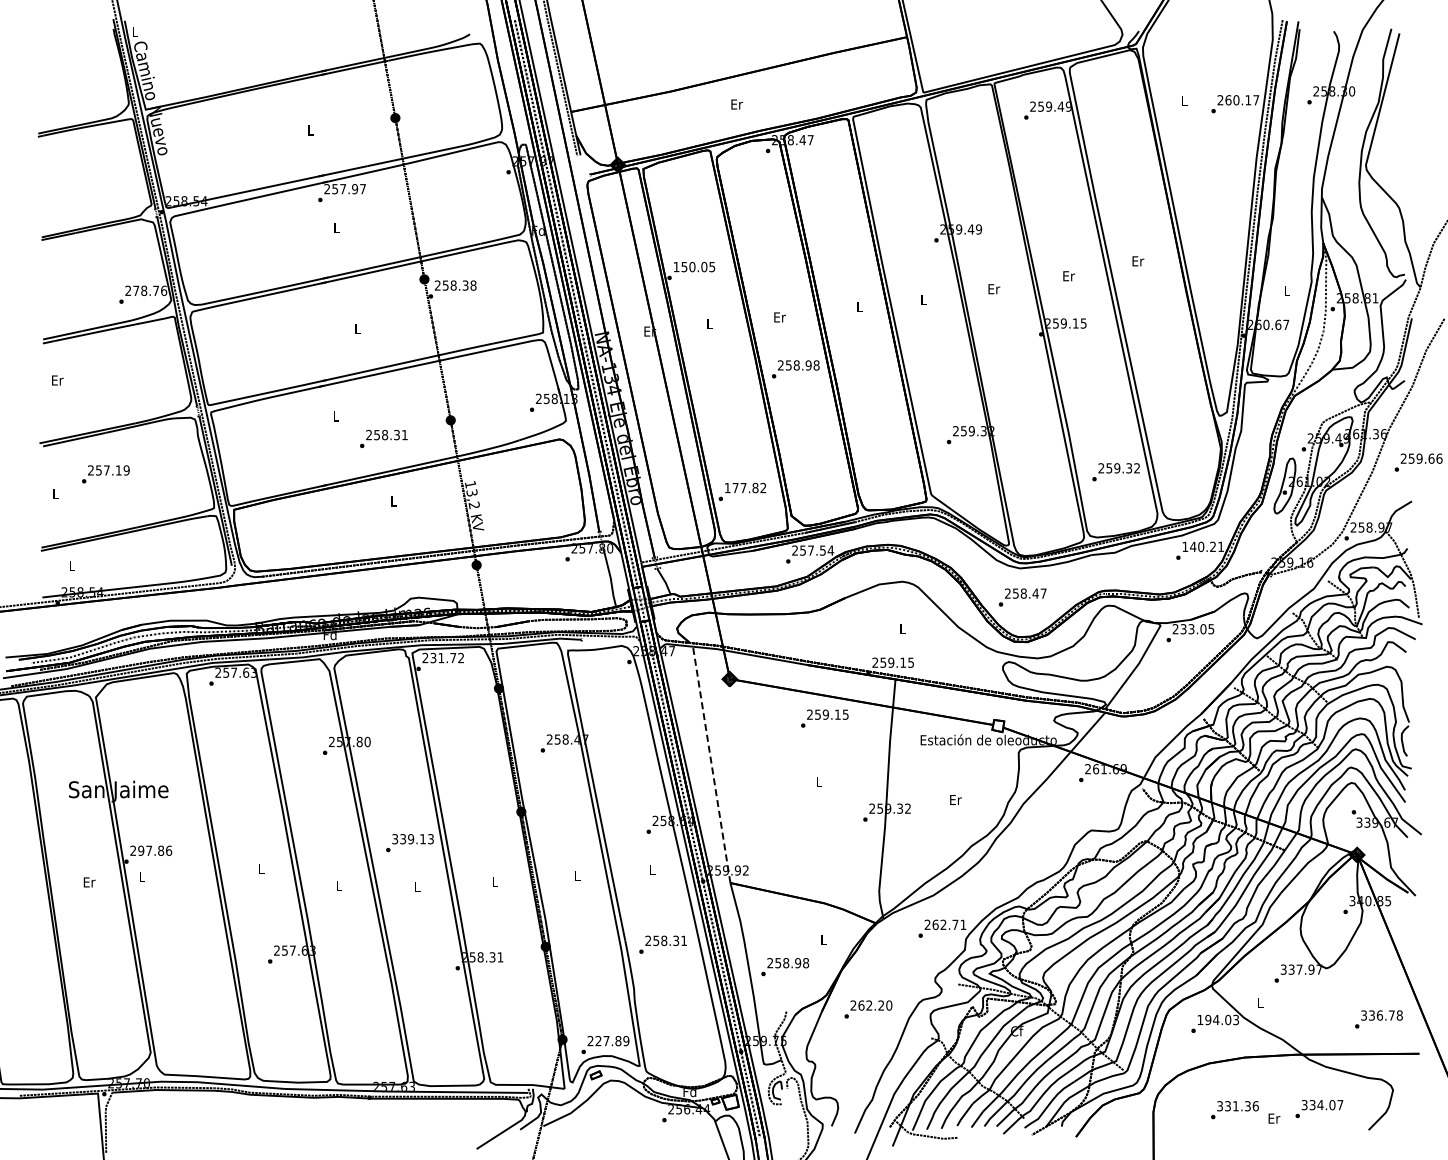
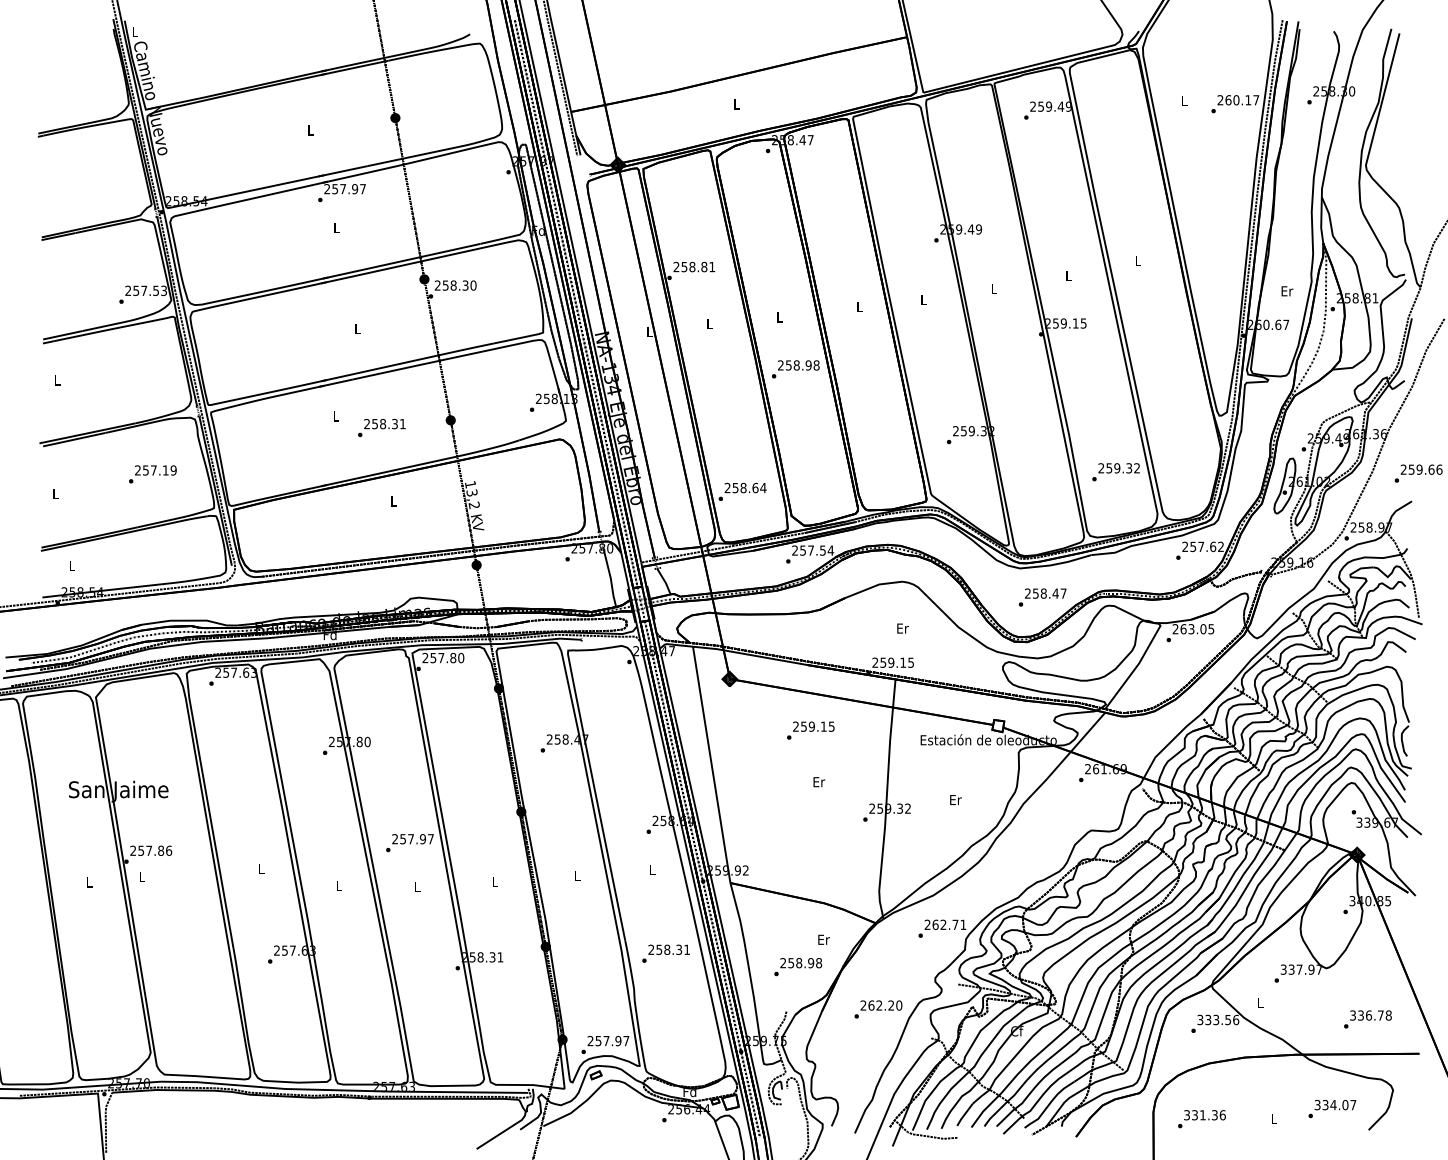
text: Er -> L (737, 104)
text: Er -> L (1138, 261)
text: 150.05 -> 258.81 (694, 266)
text: Er -> L (1068, 276)
text: 258.38 -> 258.30 (473, 285)
text: Er -> L (994, 289)
text: 278.76 -> 257.53 (150, 290)
text: L -> Er (1287, 291)
text: Er -> L (779, 317)
text: Er -> L (650, 331)
text: Er -> L (57, 380)
text position: (383, 438) -> (381, 427) (381, 427)
text position: (1418, 462) -> (1418, 473) (1418, 473)
text position: (105, 474) -> (152, 474) (152, 474)
text: 177.82 -> 258.64 (745, 487)
text: 140.21 -> 257.62 (1202, 546)
text position: (1022, 597) -> (1042, 597) (1042, 597)
text: L -> Er (902, 628)
text: 233.05 -> 263.05 (1183, 629)
text: 231.72 -> 257.80 (447, 657)
text position: (824, 718) -> (810, 730) (810, 730)
line: dashed -> solid (711, 764)
text: L -> Er (819, 782)
text: 339.13 -> 257.97 (412, 839)
text: 297.86 -> 257.86 (141, 850)
text: Er -> L (89, 882)
text: L -> Er (823, 939)
text position: (662, 944) -> (665, 953) (665, 953)
text position: (785, 967) -> (798, 967) (798, 967)
text position: (868, 1009) -> (878, 1009) (878, 1009)
text: 194.03 -> 333.56 (1218, 1019)
text position: (1378, 1019) -> (1367, 1019) (1367, 1019)
text: 227.89 -> 257.97 (612, 1040)
text position: (1319, 1108) -> (1332, 1108) (1332, 1108)
text position: (1234, 1110) -> (1201, 1119) (1201, 1119)
text: Er -> L (1274, 1118)
